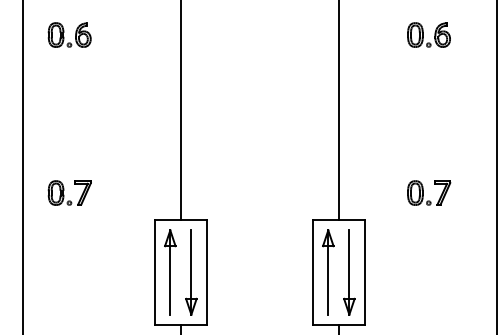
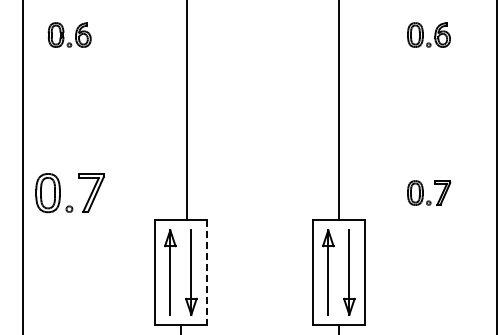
line position: (180, 110) -> (186, 110) (186, 110)
part size: 45x26 px -> 70x41 px (69, 193)
line: solid -> dashed (207, 272)
